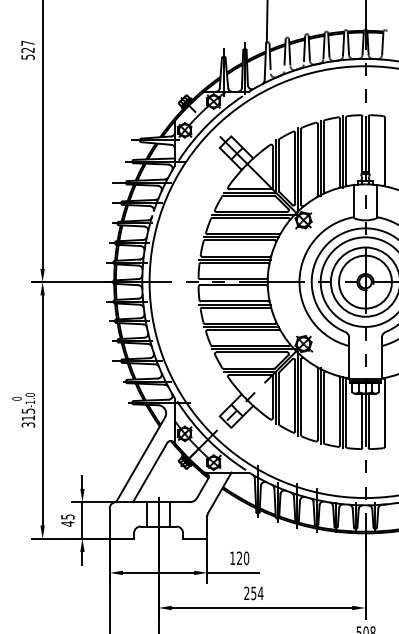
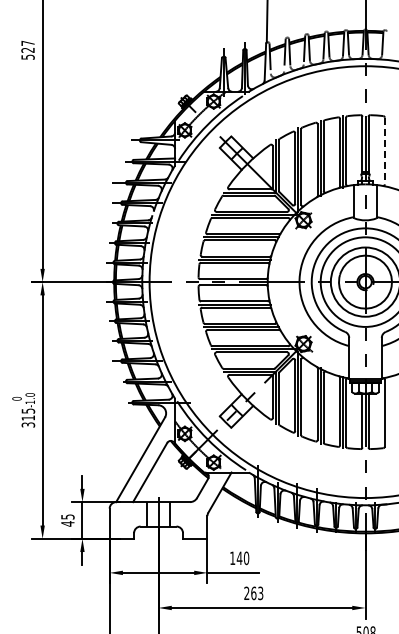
line: solid -> dashed (384, 151)
text: 120 -> 140 (239, 557)
text: 254 -> 263 (257, 593)
